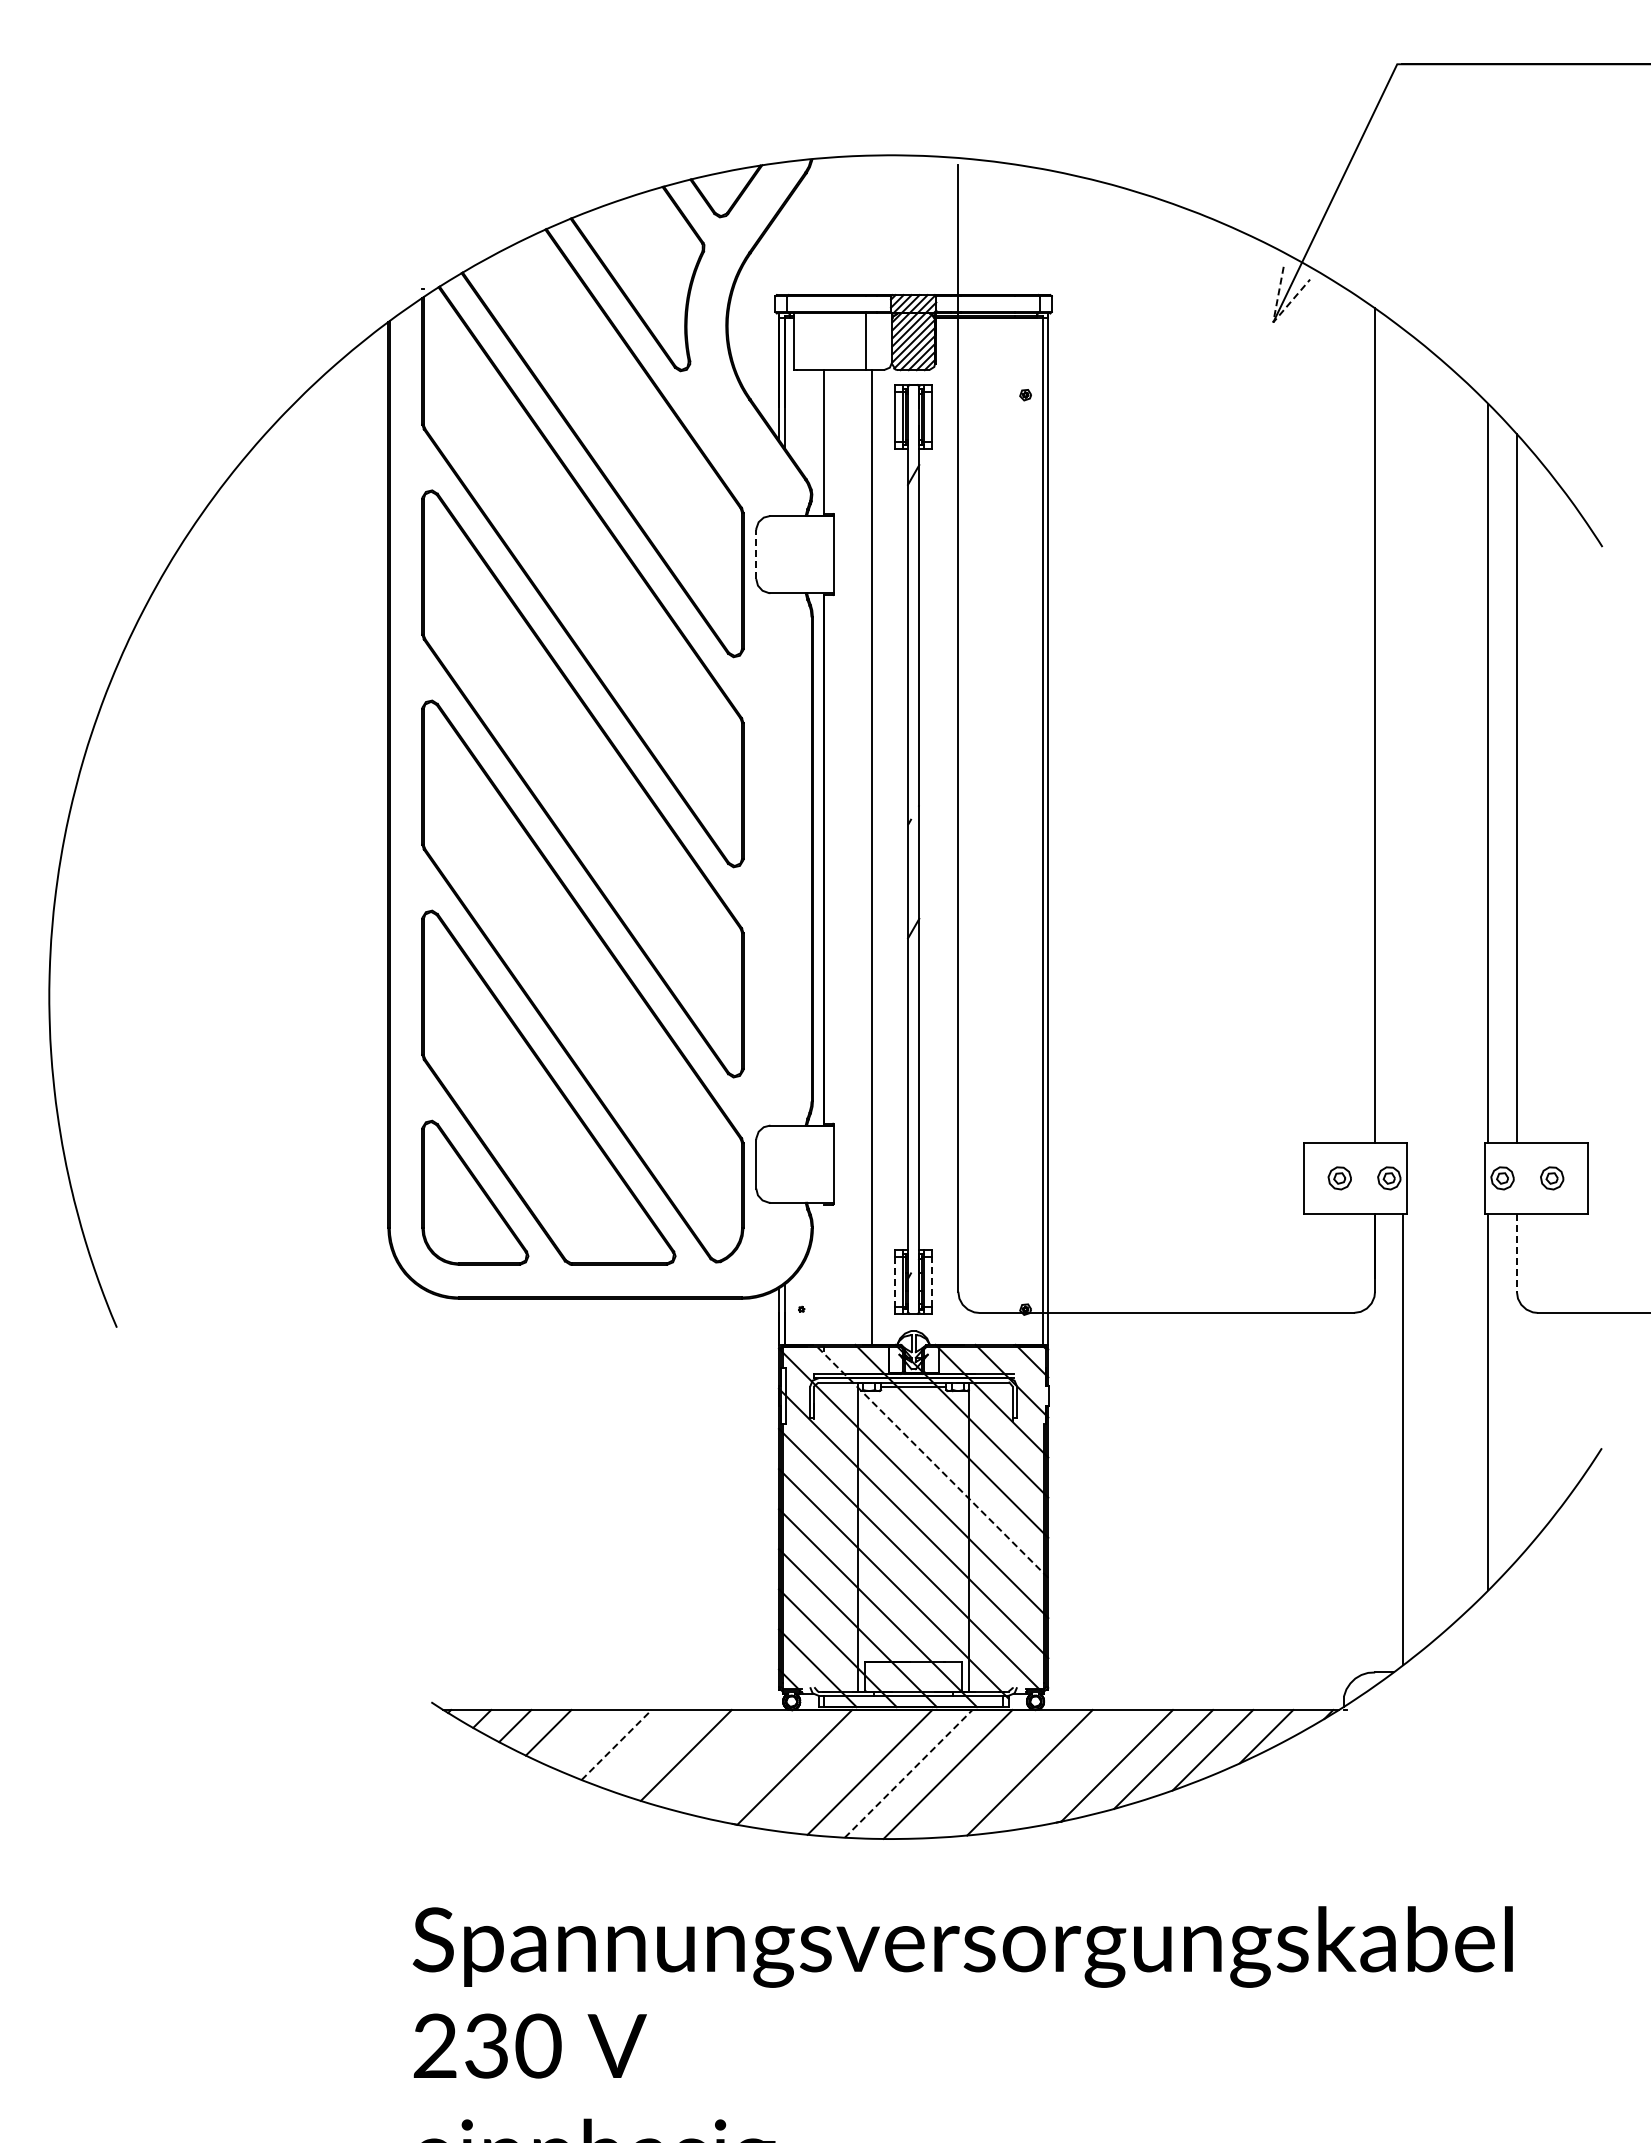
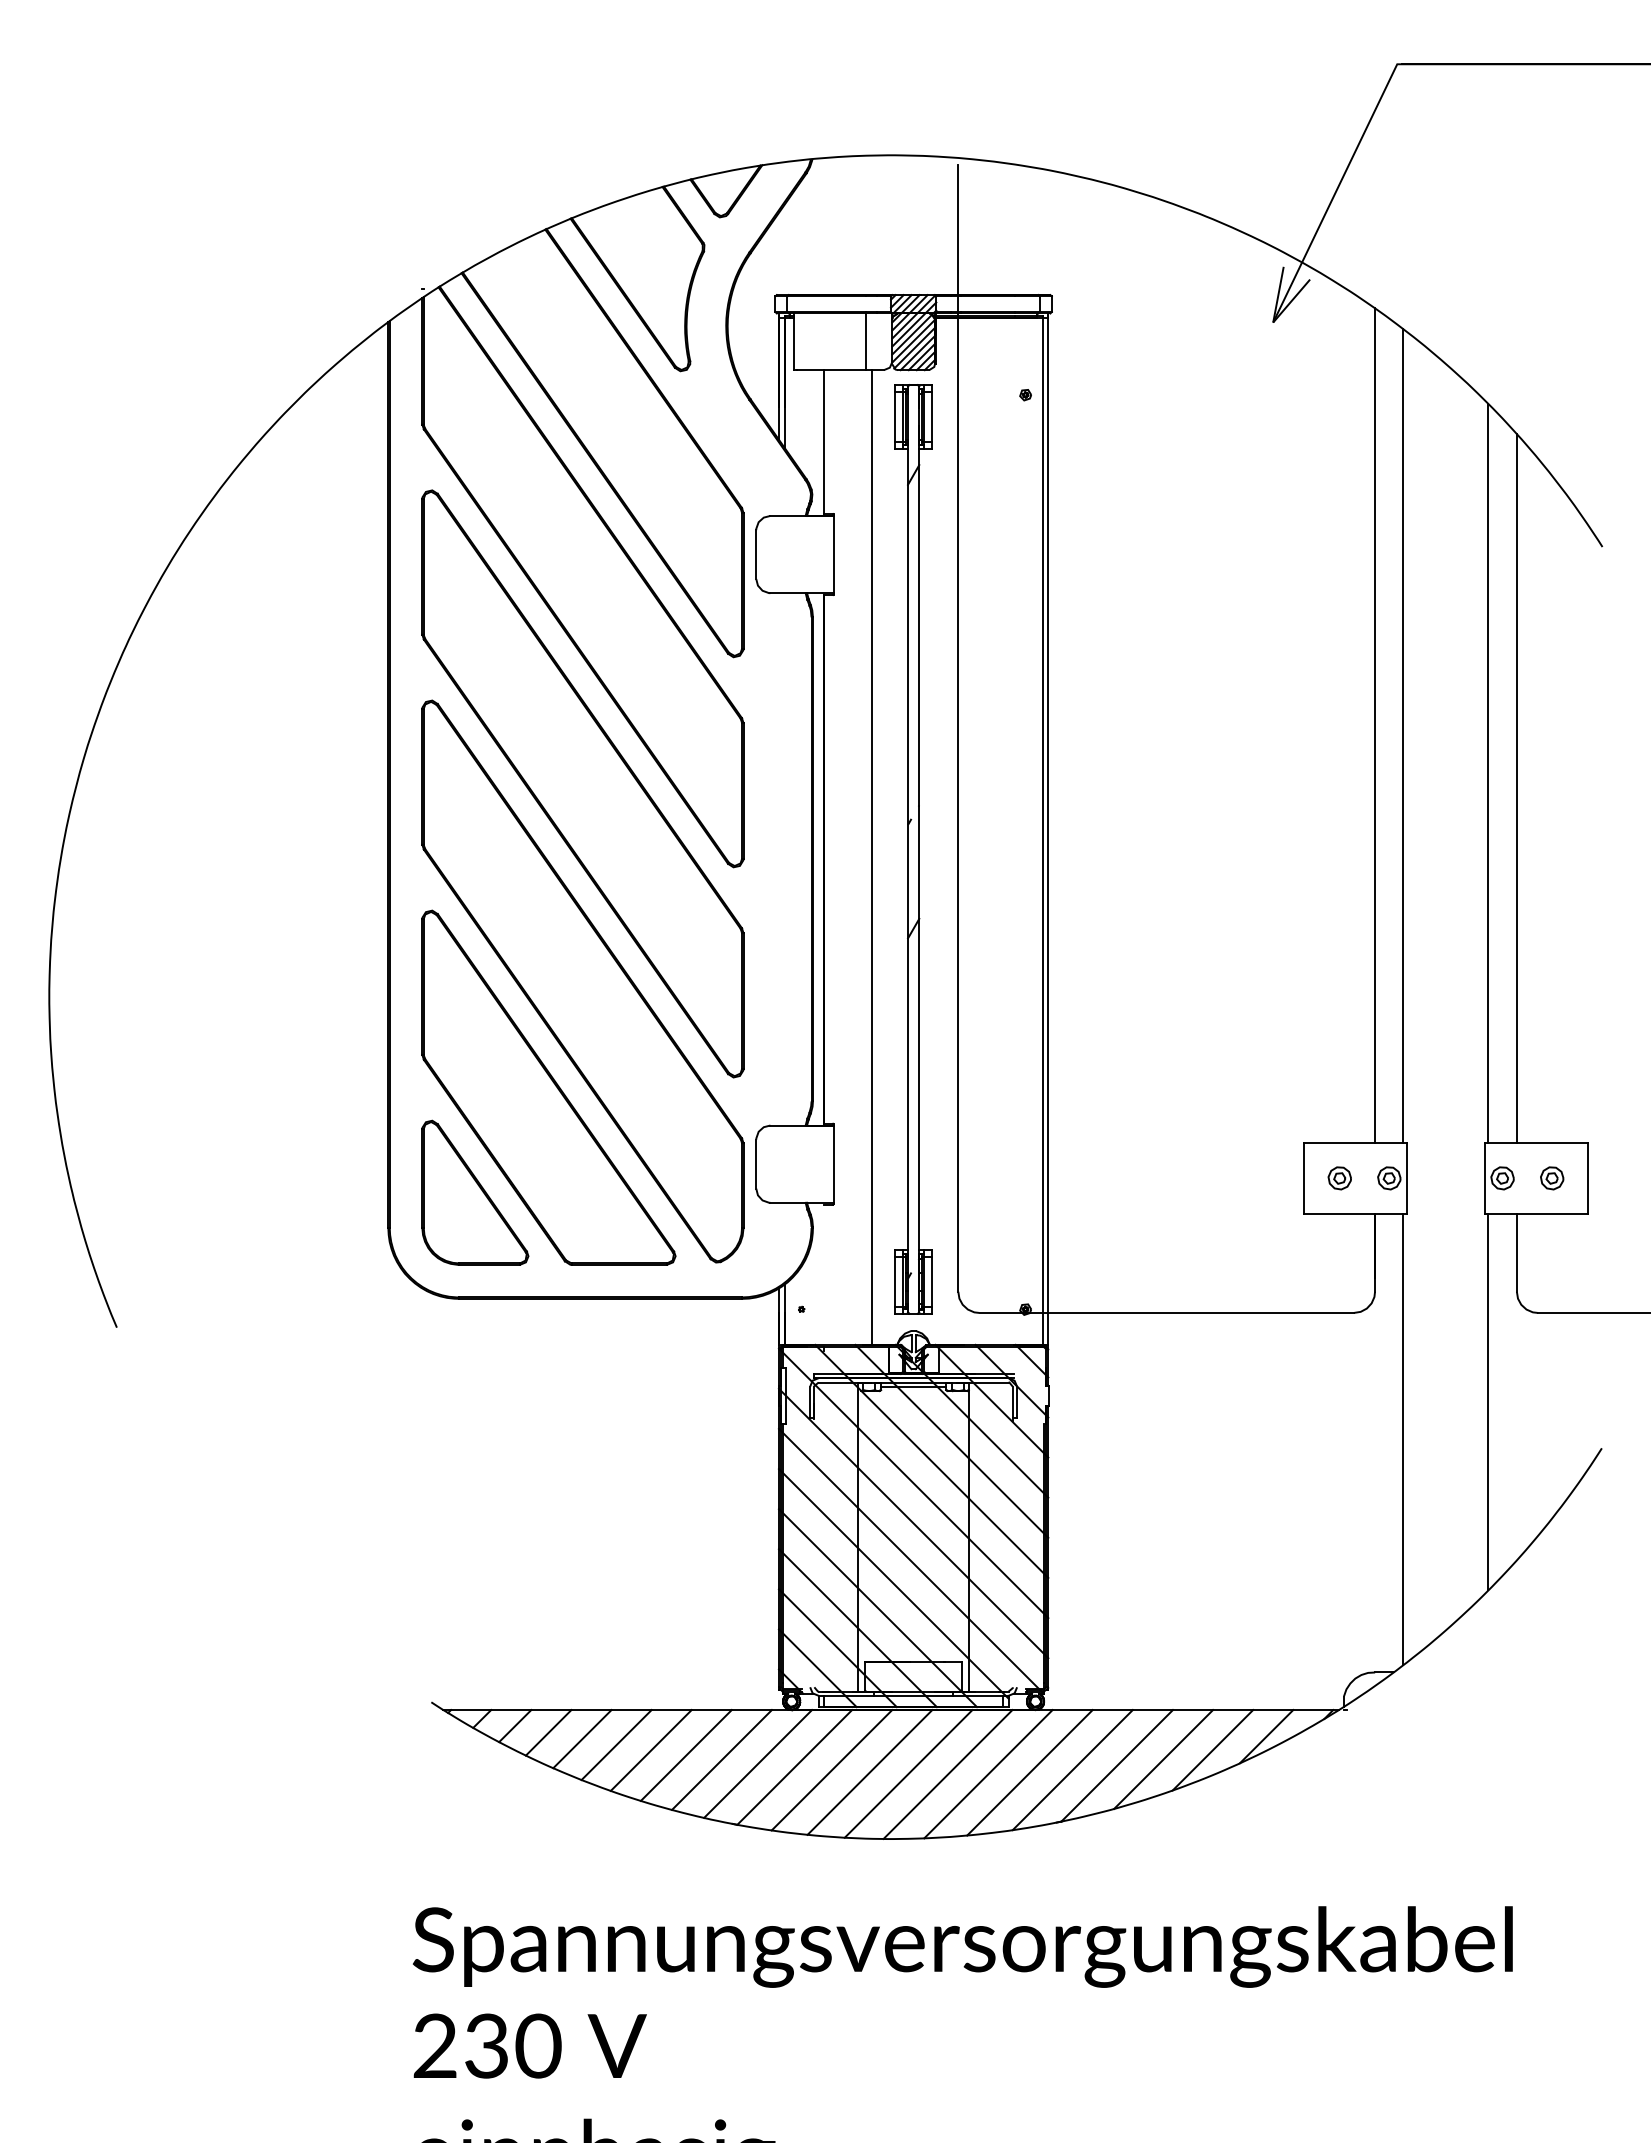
line: dashed -> solid (1273, 322)
line: dashed -> solid (756, 554)
line: none -> present (1403, 735)
line: dashed -> solid (1516, 1253)
line: dashed -> solid (894, 1281)
line: dashed -> solid (932, 1281)
line: dashed -> solid (931, 1461)
line: none -> present (582, 1739)
line: dashed -> solid (616, 1745)
line: none -> present (650, 1750)
line: none -> present (721, 1759)
line: none -> present (758, 1763)
line: none -> present (831, 1770)
line: none -> present (1072, 1770)
line: dashed -> solid (909, 1773)
line: none -> present (988, 1774)
